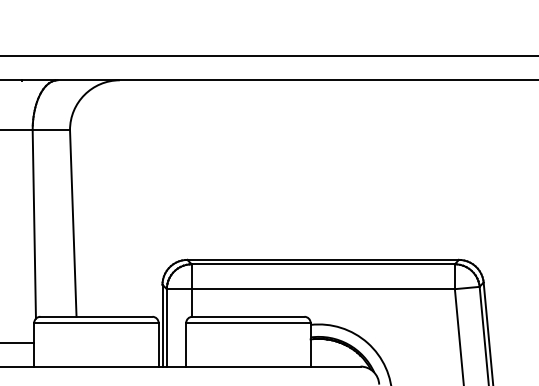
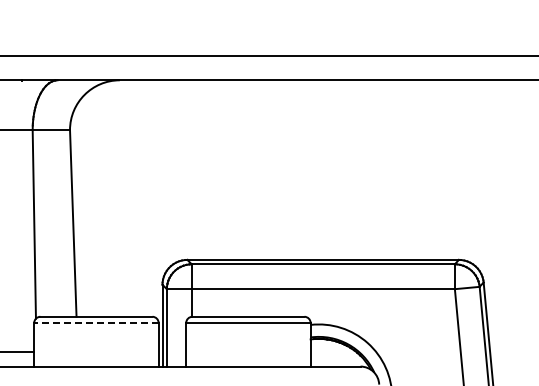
line: solid -> dashed (95, 323)
line position: (18, 342) -> (18, 351) (18, 351)
